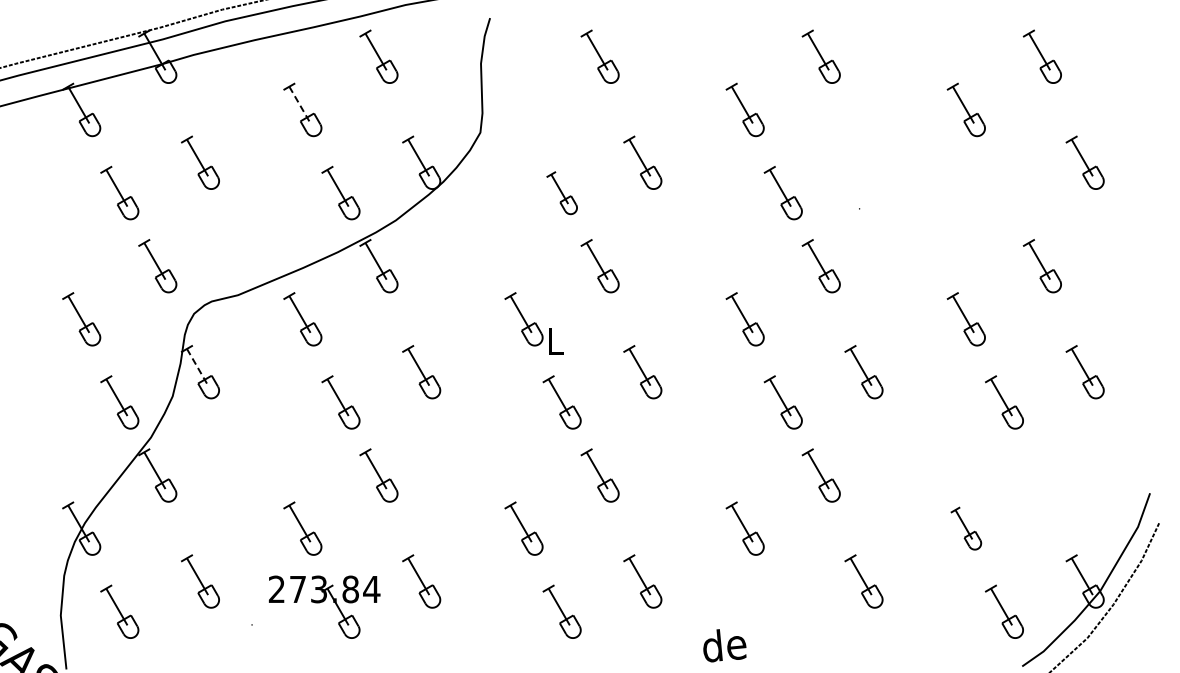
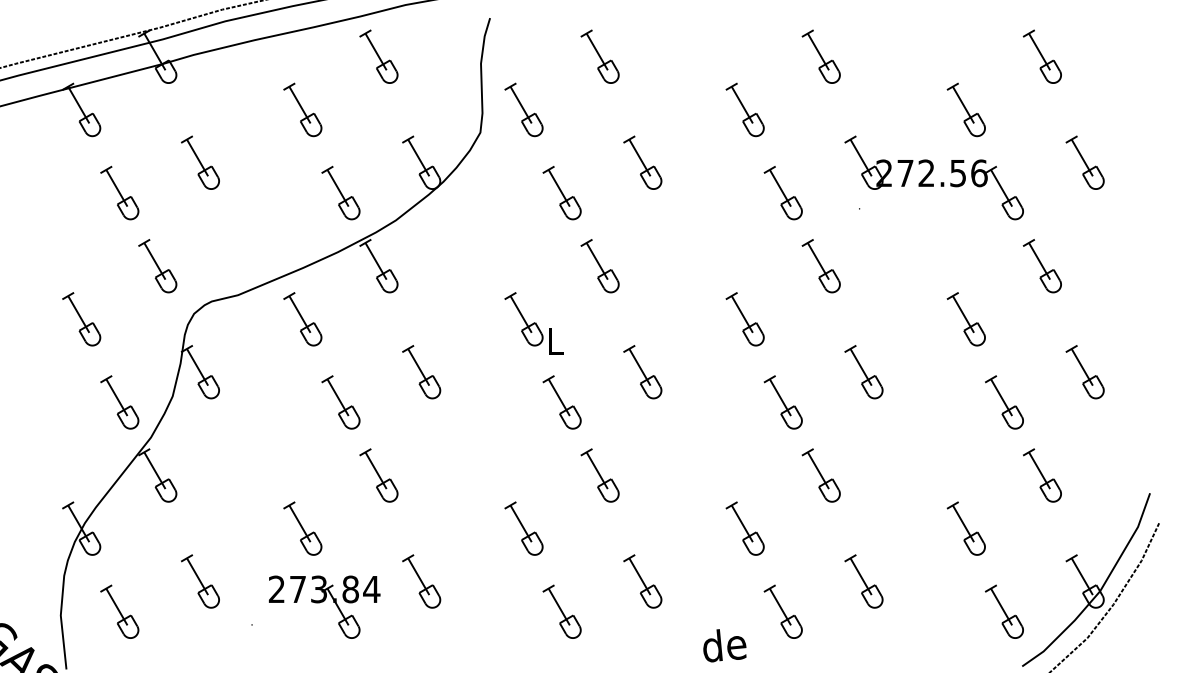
line: dashed -> solid (300, 105)
part: none -> present (523, 109)
part: none -> present (933, 177)
part size: 32x45 px -> 40x55 px (561, 193)
line: dashed -> solid (197, 367)
part: none -> present (1042, 475)
part size: 33x45 px -> 40x55 px (965, 528)
part: none -> present (782, 611)
